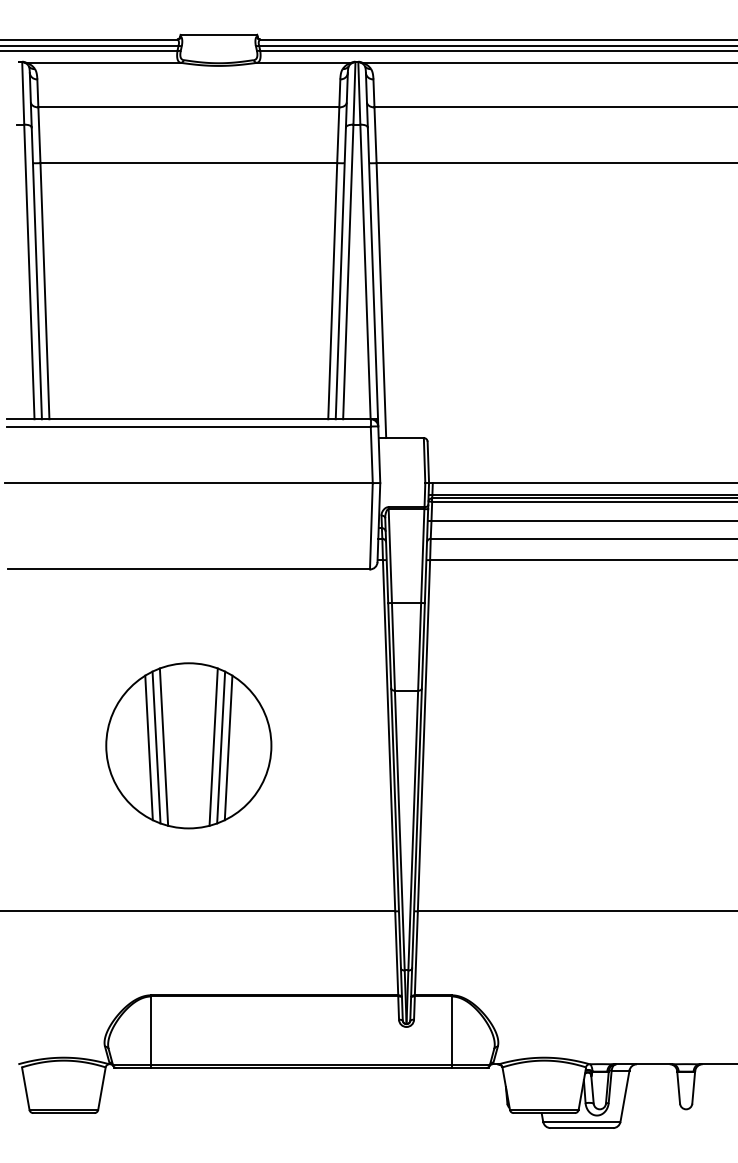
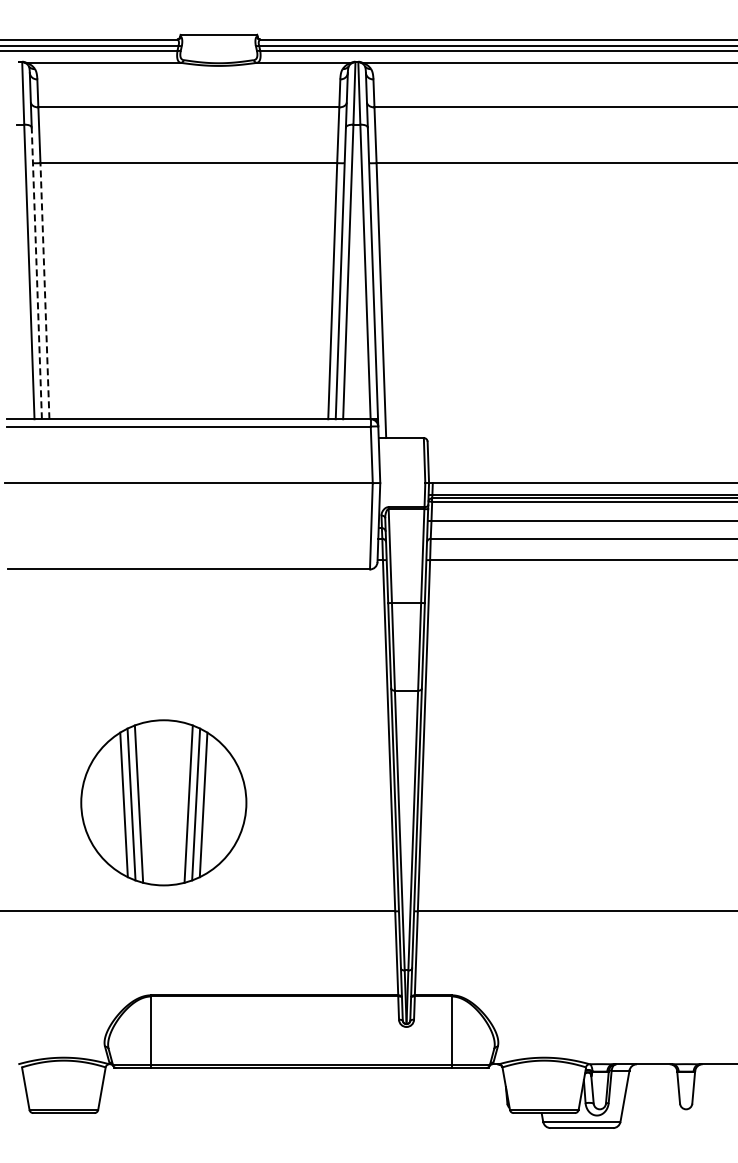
line: solid -> dashed (36, 273)
line: solid -> dashed (44, 290)
part position: (188, 745) -> (163, 802) (163, 802)
